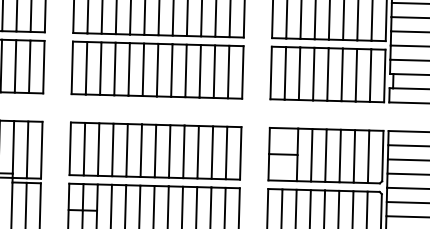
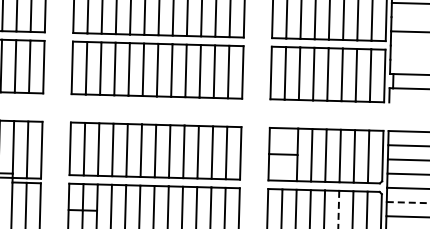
line: present -> none (408, 17)
line: present -> none (408, 45)
line: present -> none (408, 59)
line: present -> none (407, 102)
line: solid -> dashed (407, 202)
line: solid -> dashed (338, 209)
